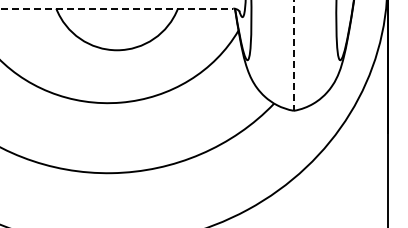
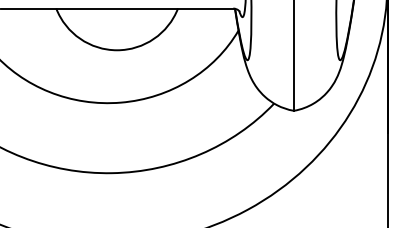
line: dashed -> solid (117, 8)
line: dashed -> solid (293, 55)
